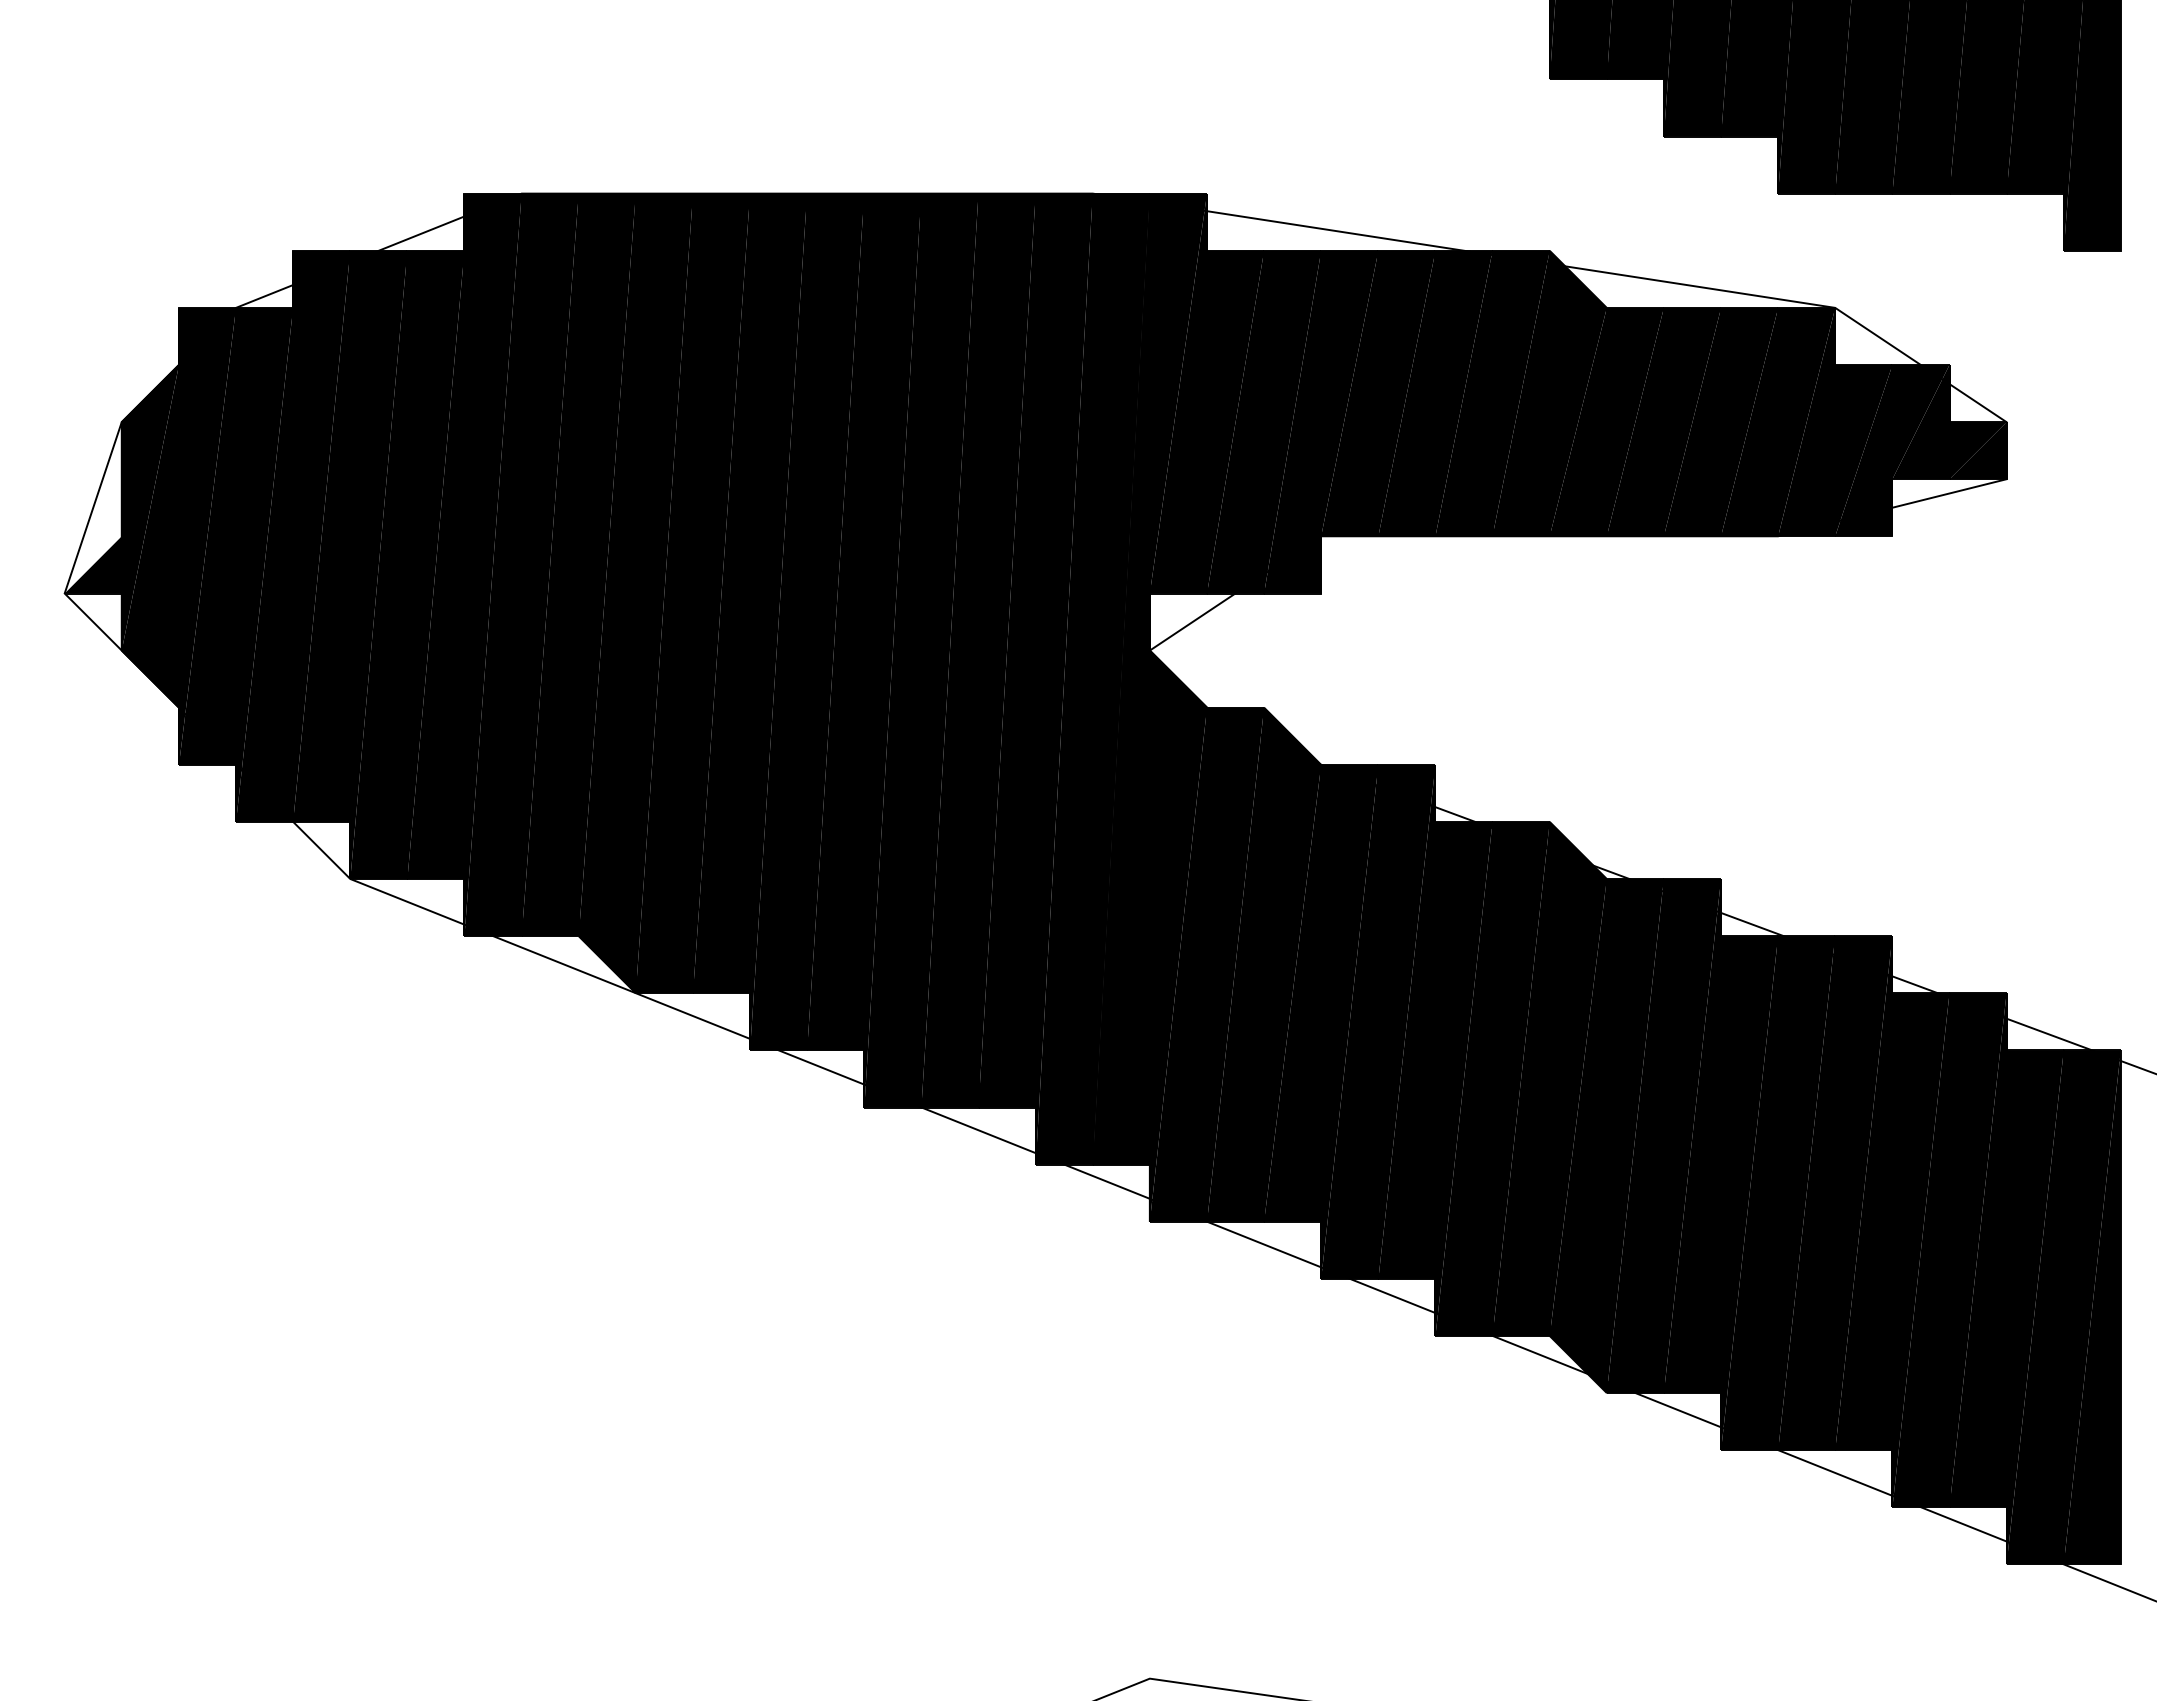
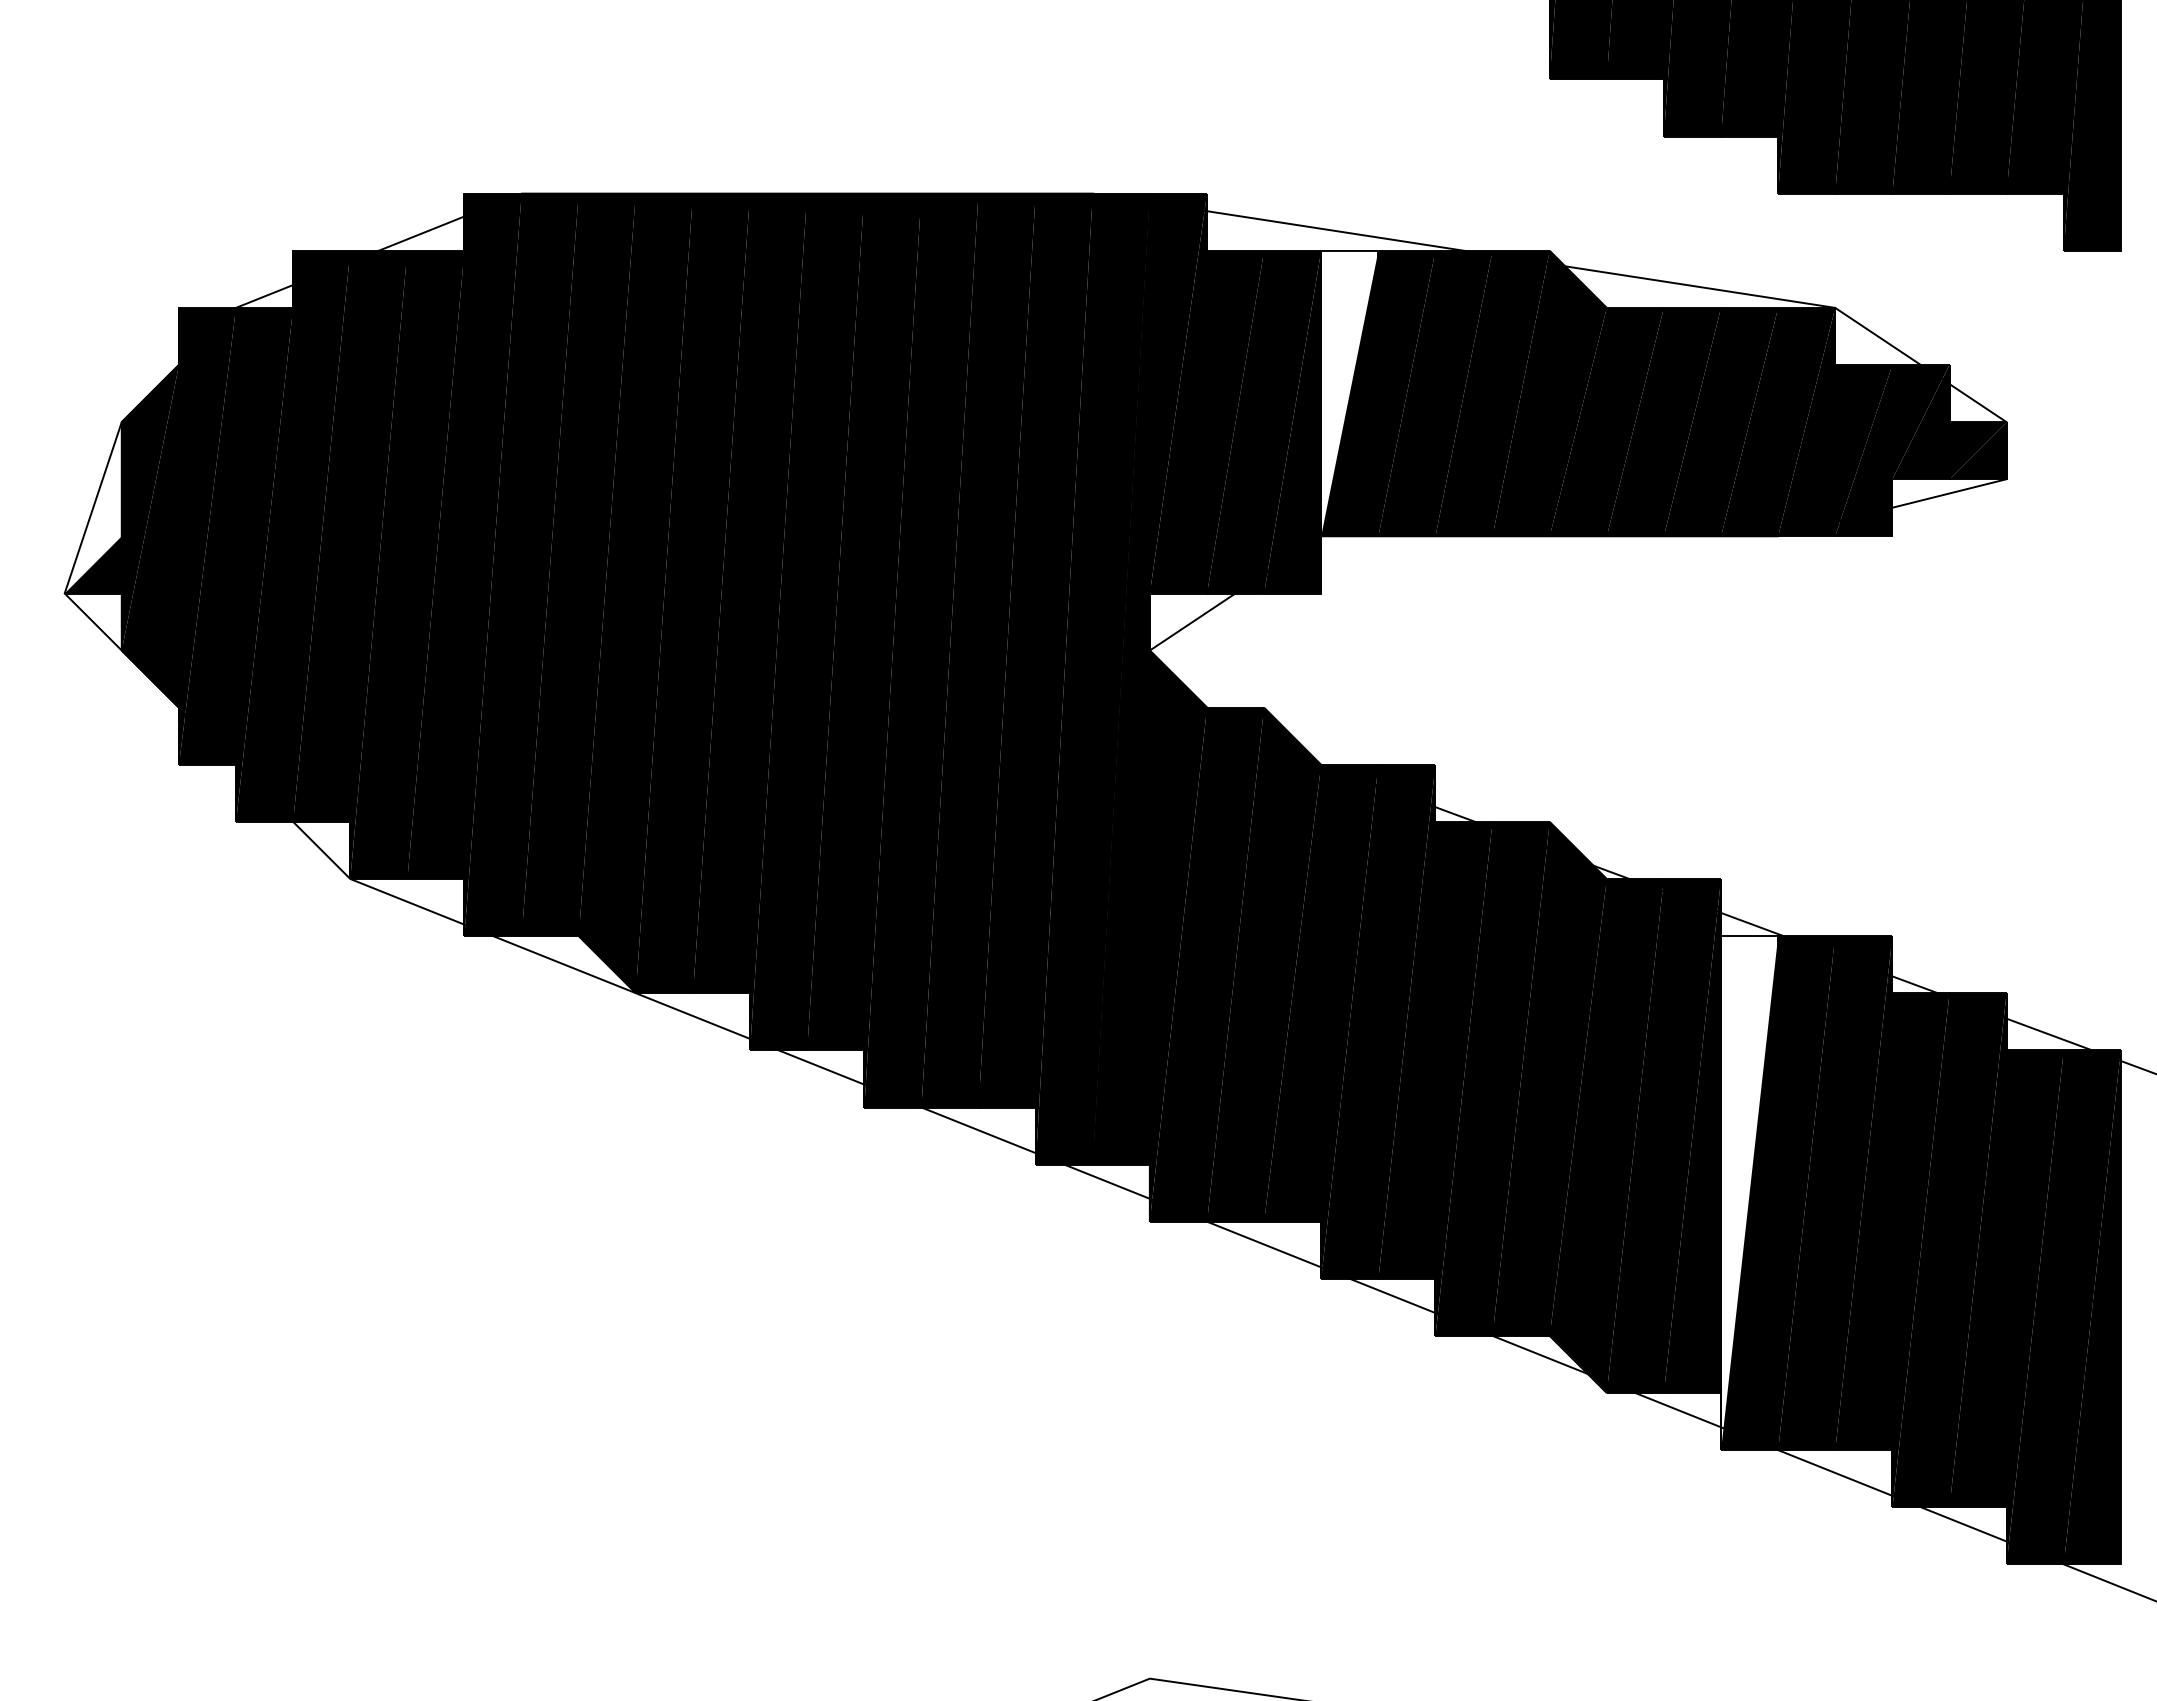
fill: present -> none (1349, 393)
fill: present -> none (1749, 1193)
